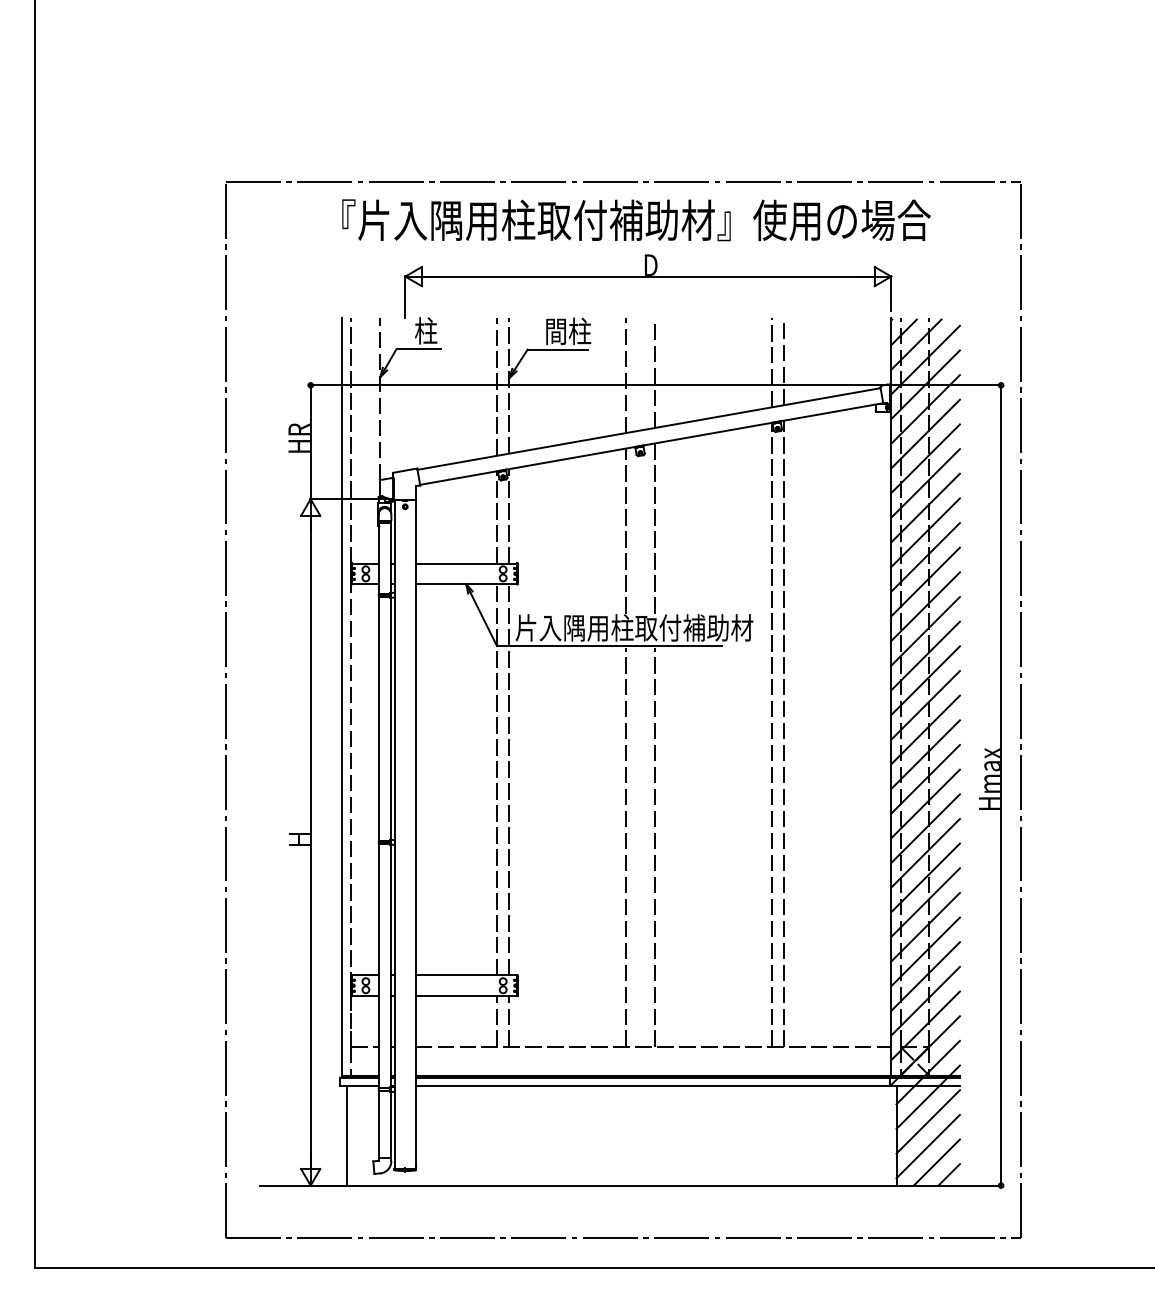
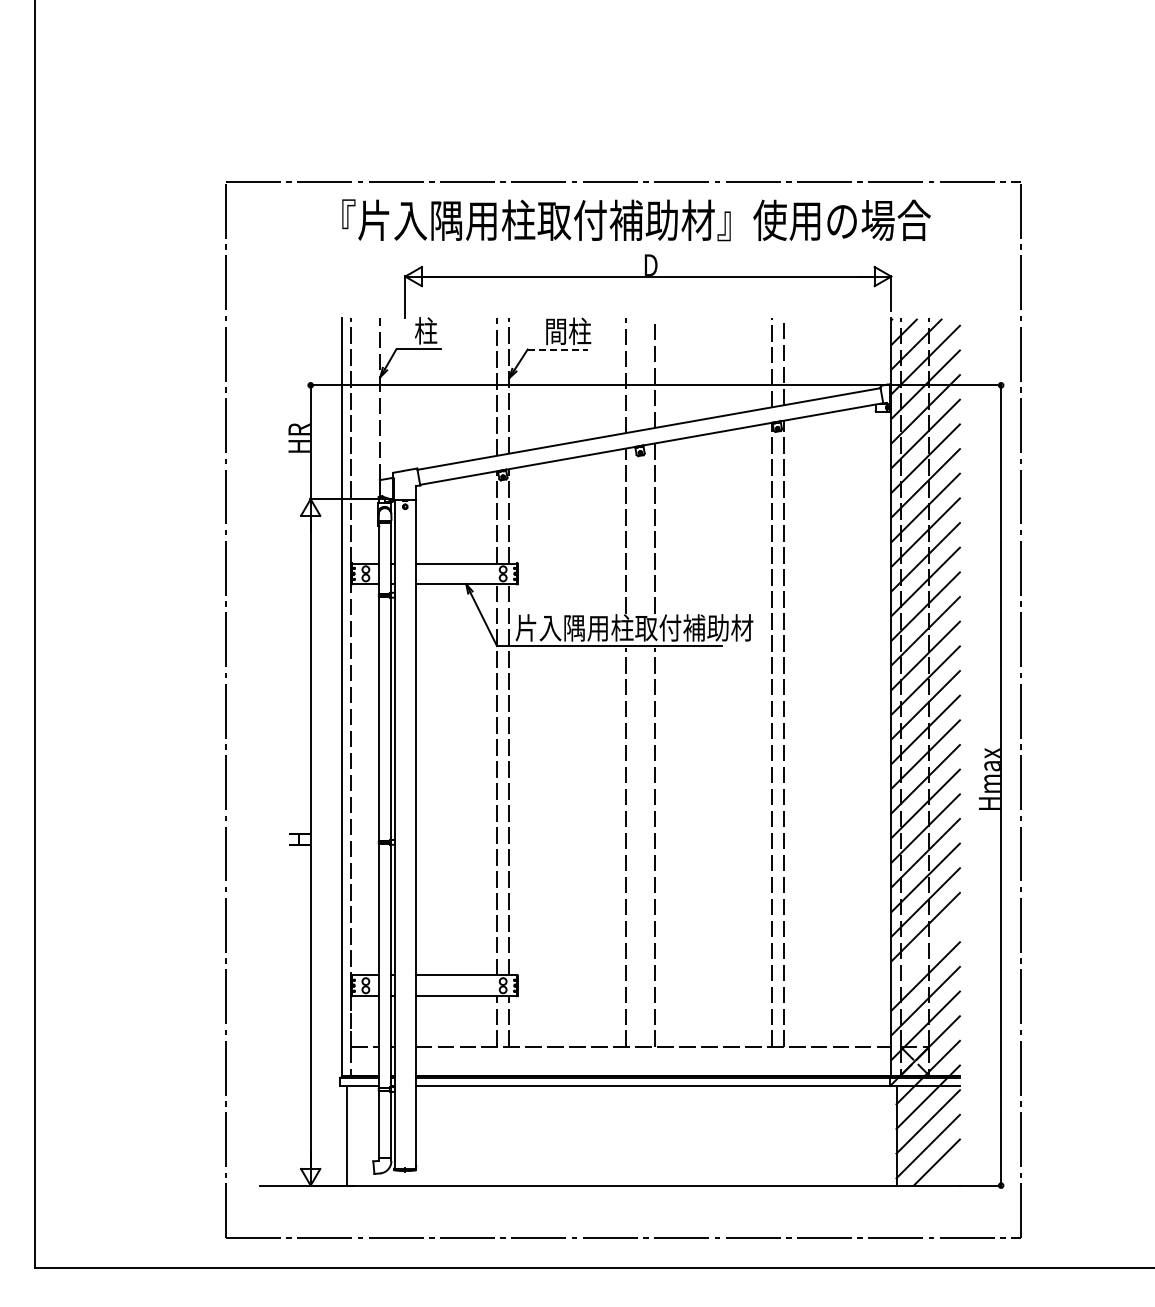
line: solid -> dashed (557, 349)
line: present -> none (925, 951)
line: present -> none (948, 1174)
